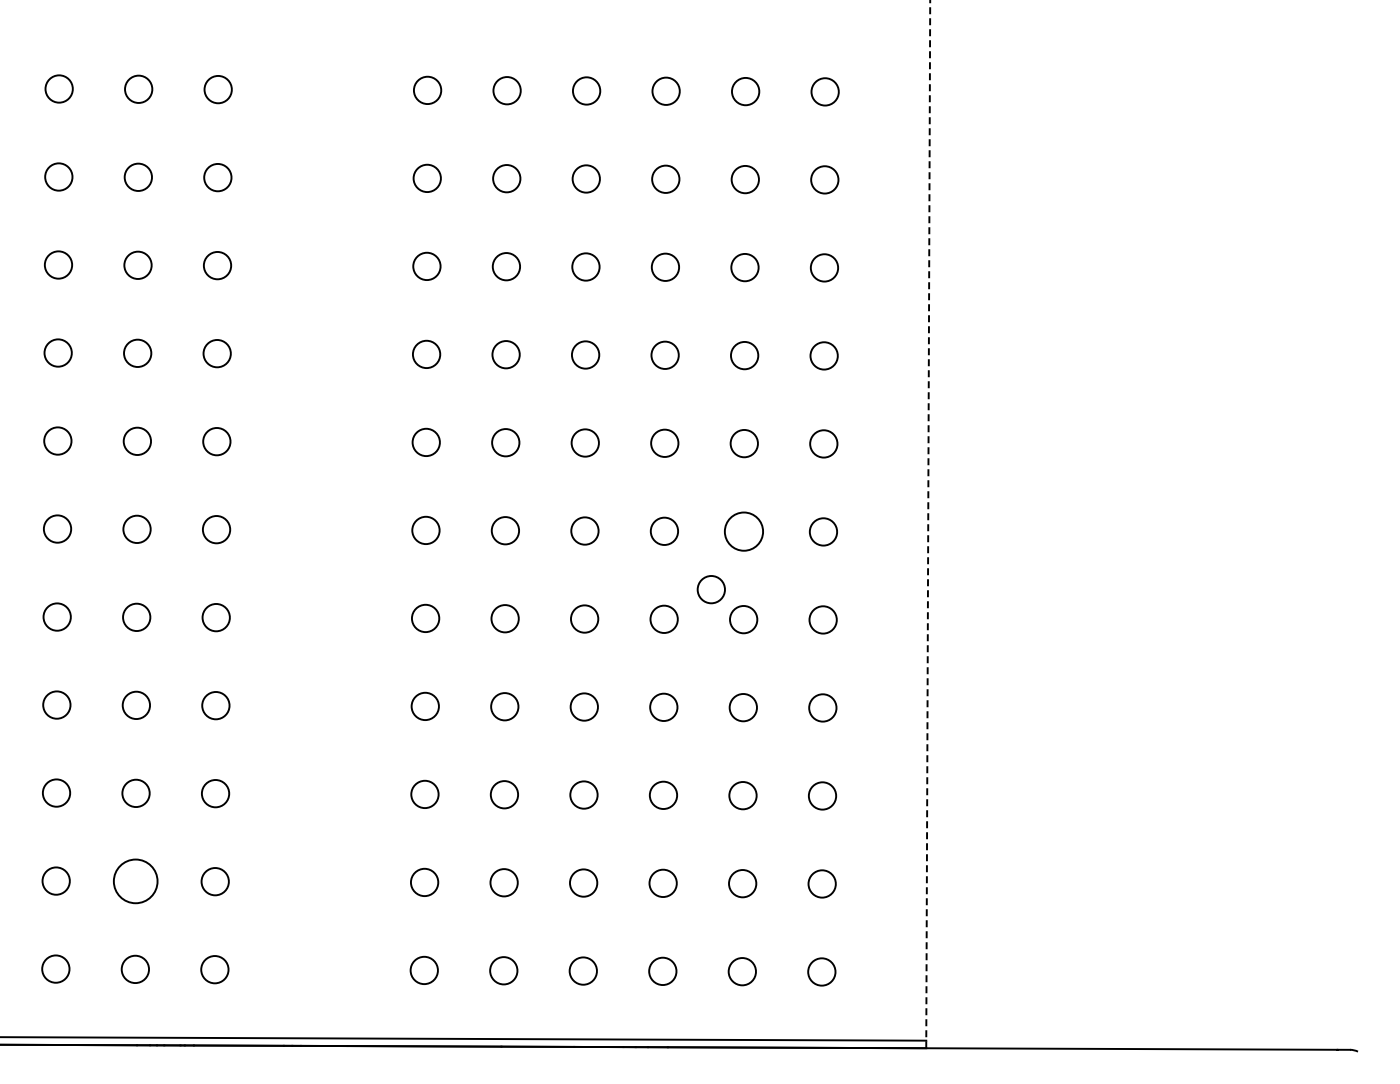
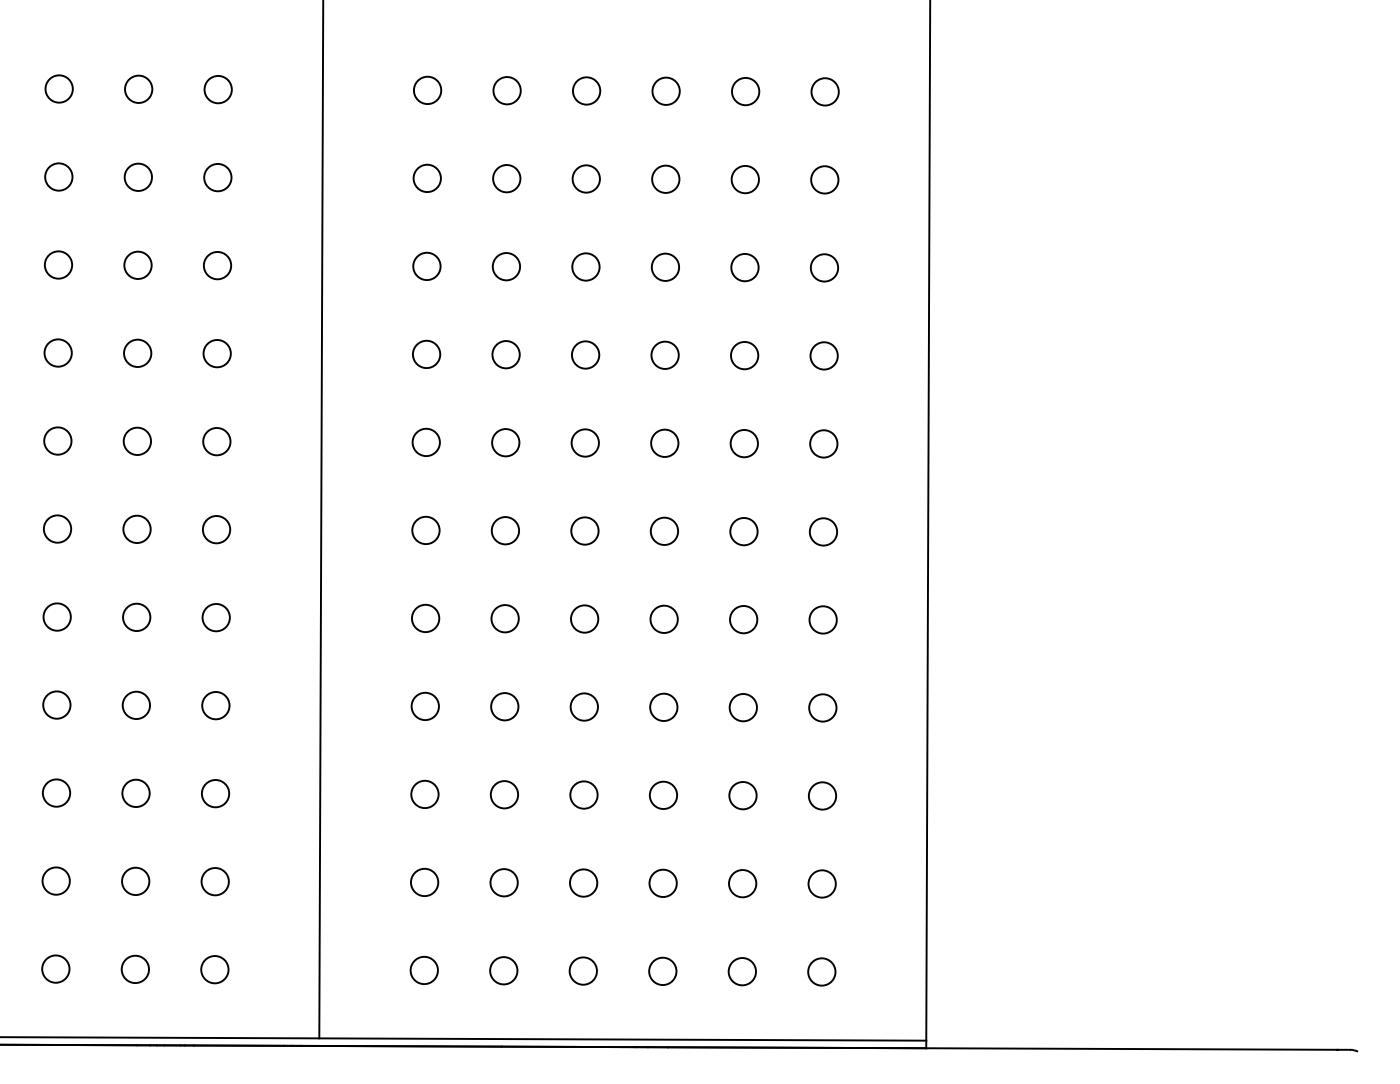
line: none -> present (321, 520)
line: dashed -> solid (928, 524)
circle diameter: 38 px -> 27 px (743, 531)
circle: present -> none (710, 589)
circle diameter: 44 px -> 27 px (135, 881)
